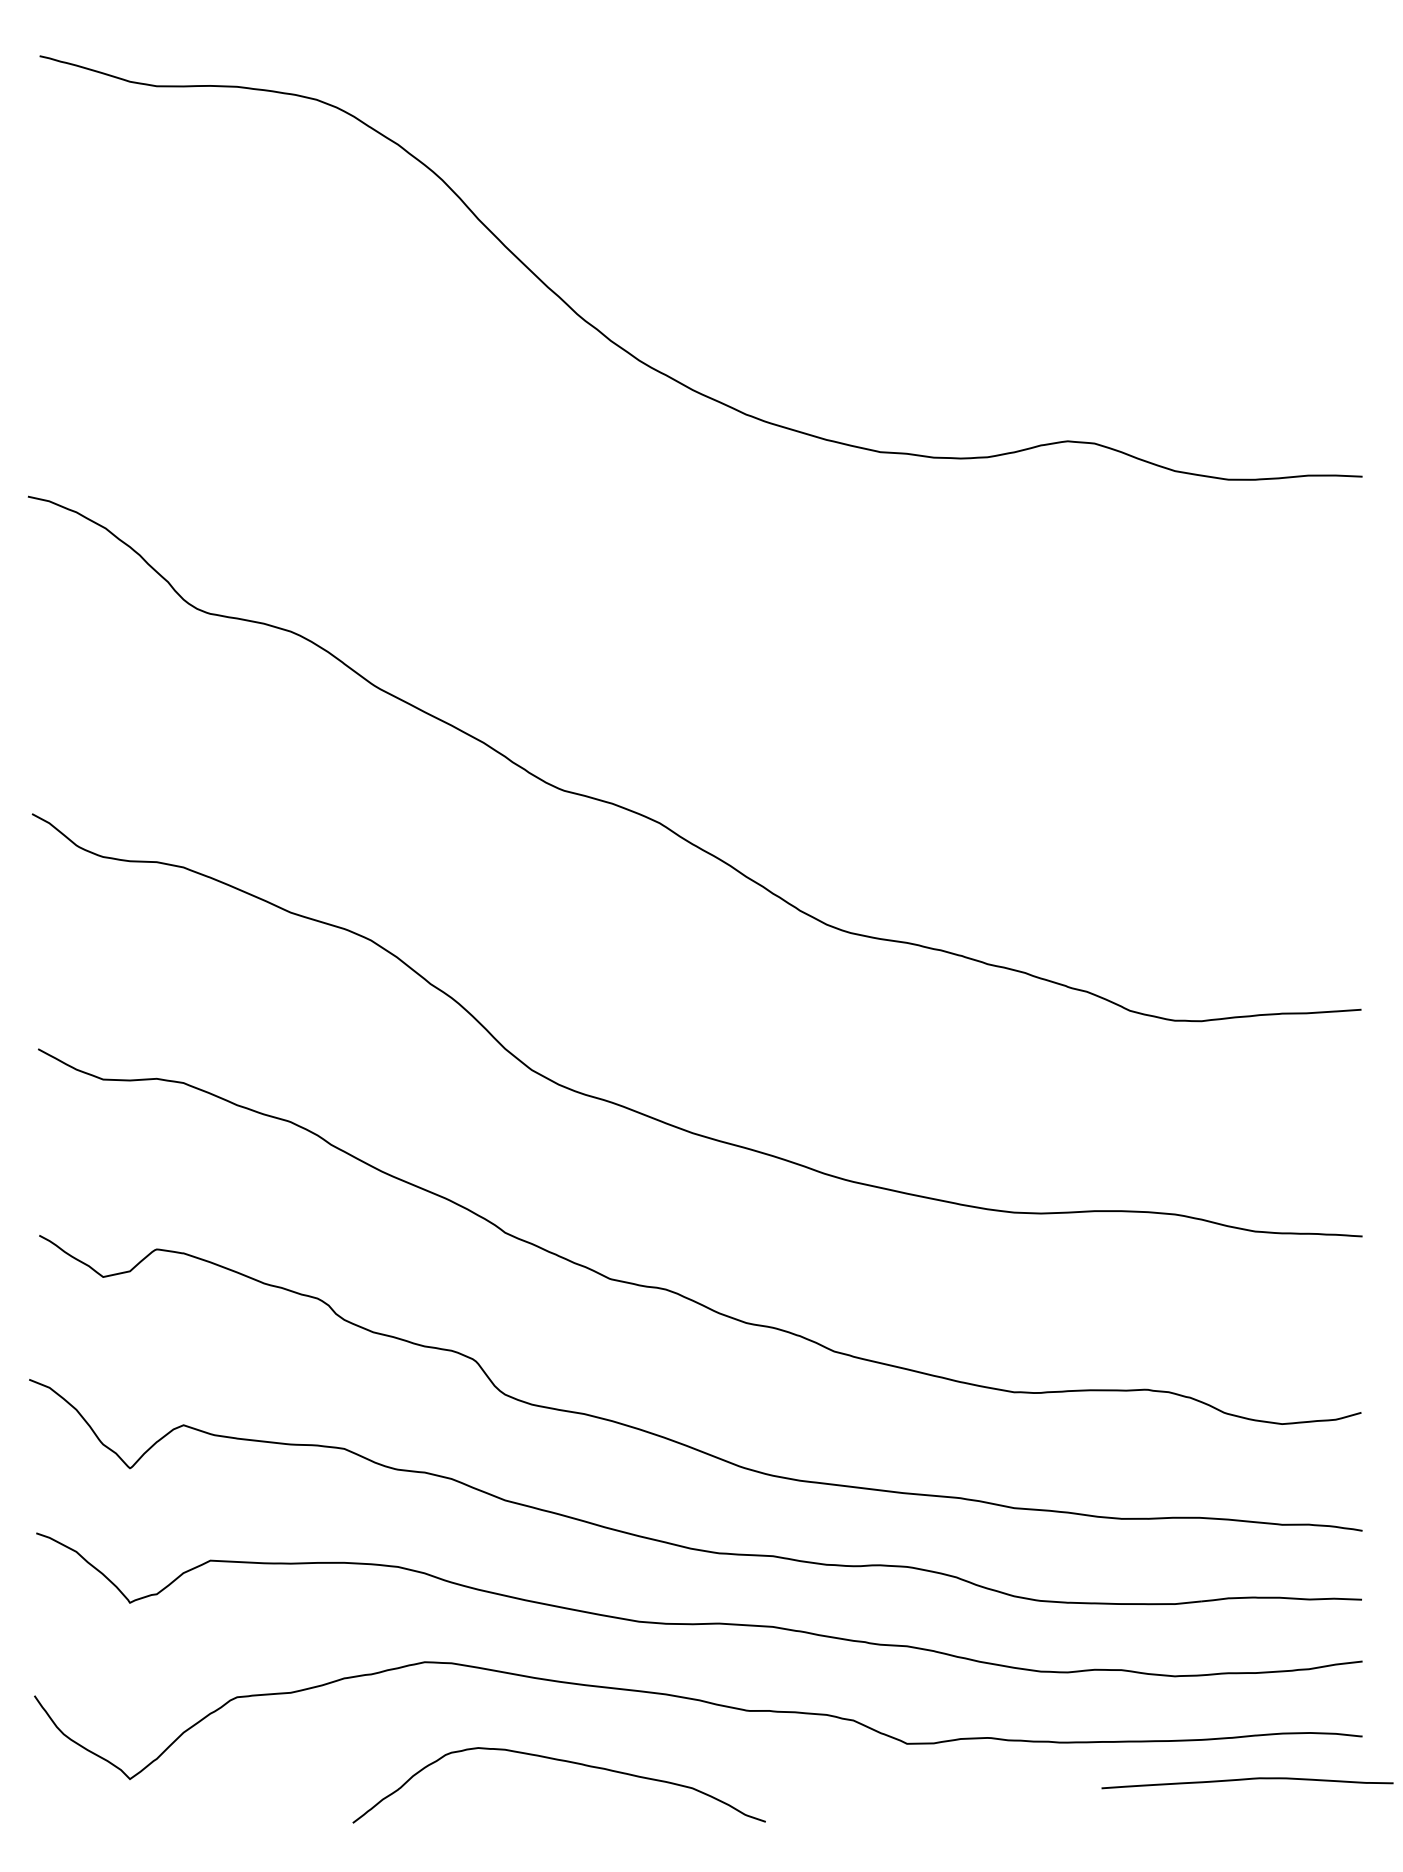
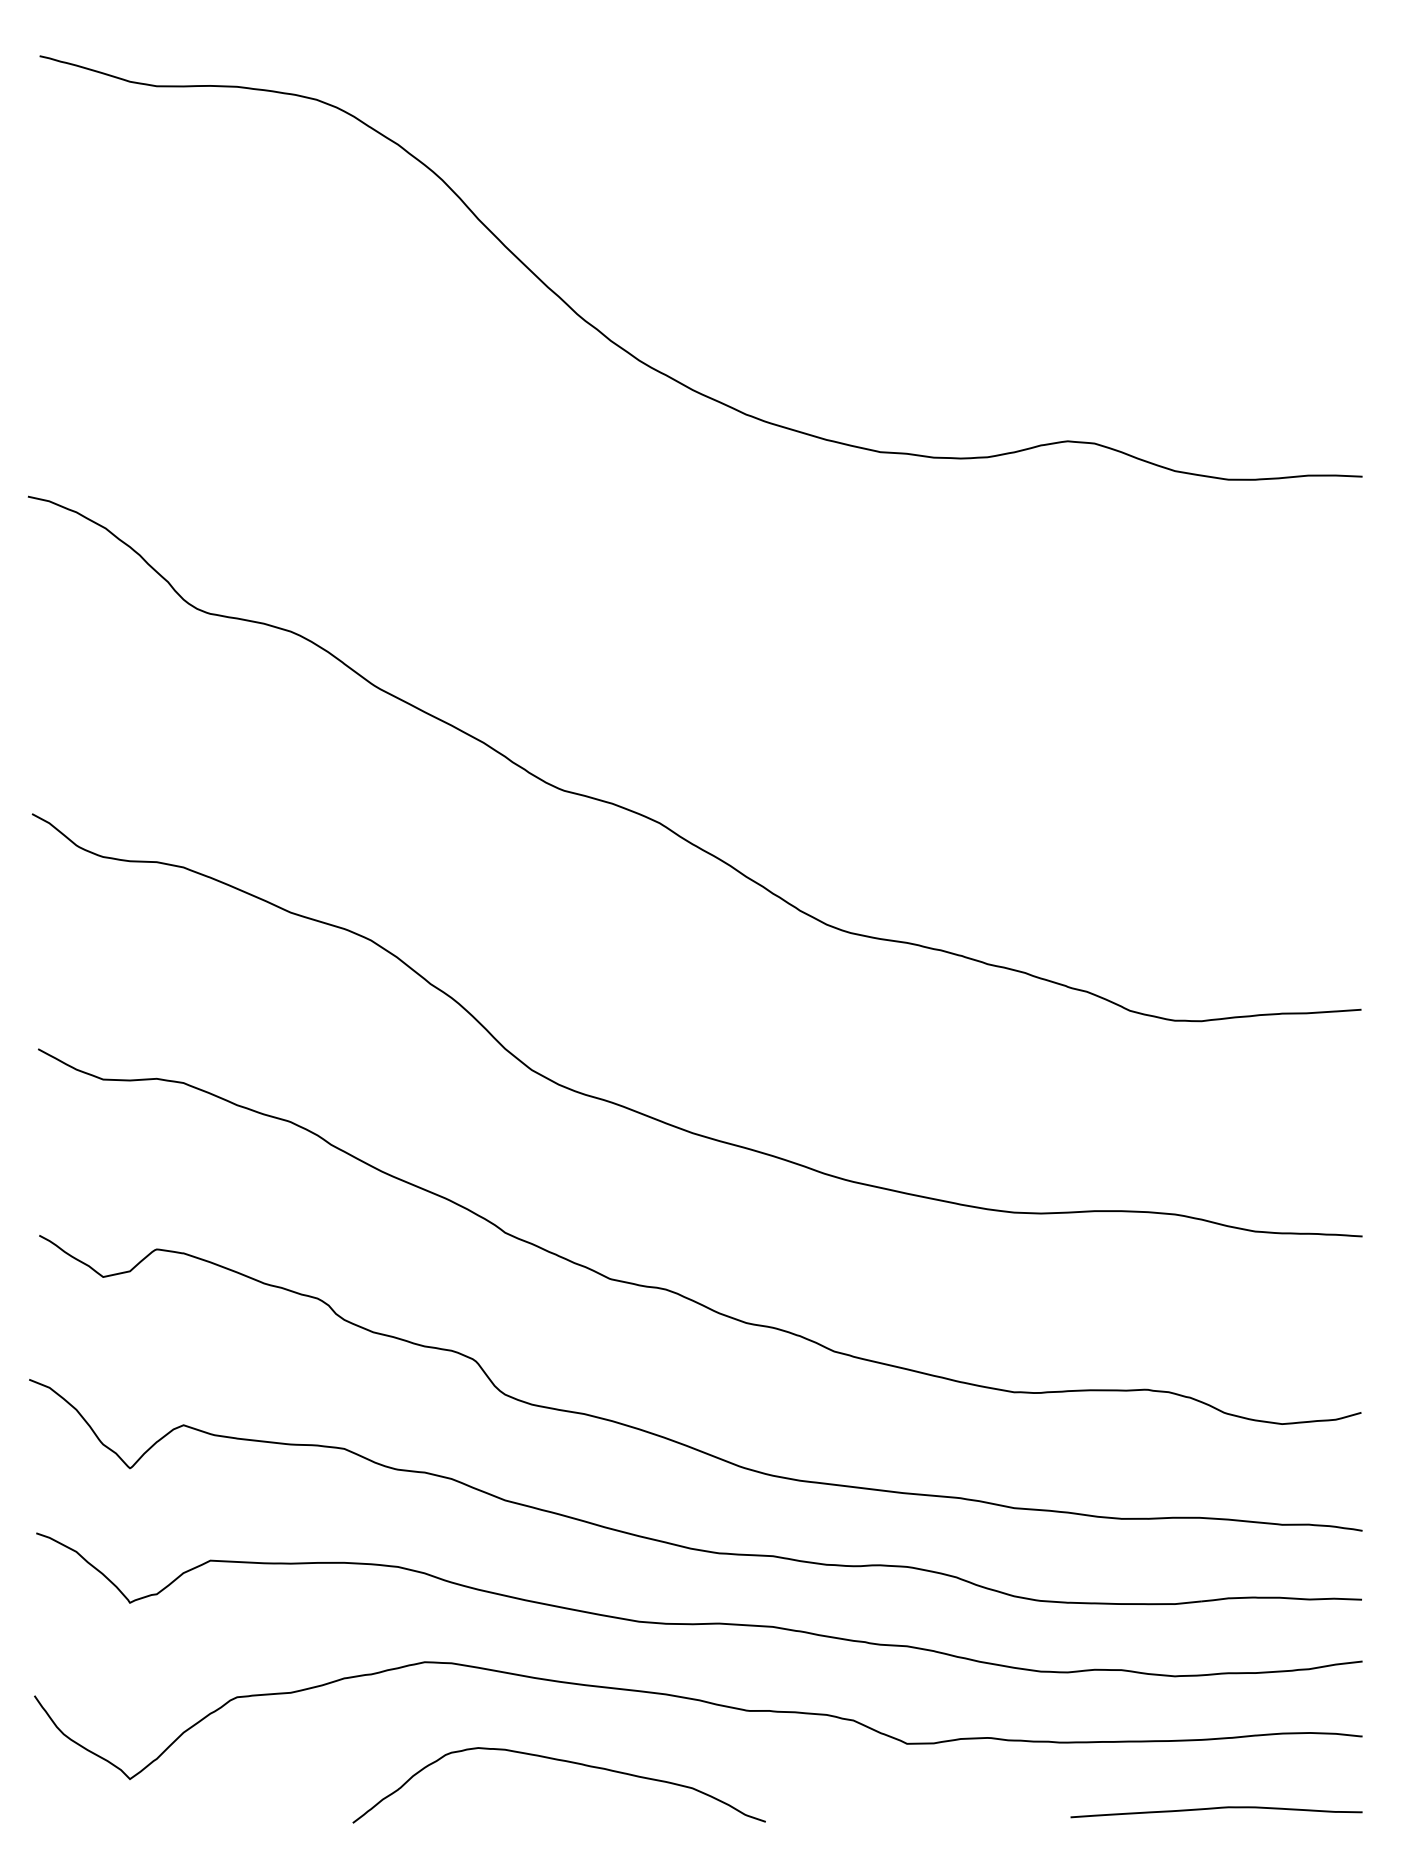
curve position: (1246, 1780) -> (1215, 1809) (1215, 1809)
